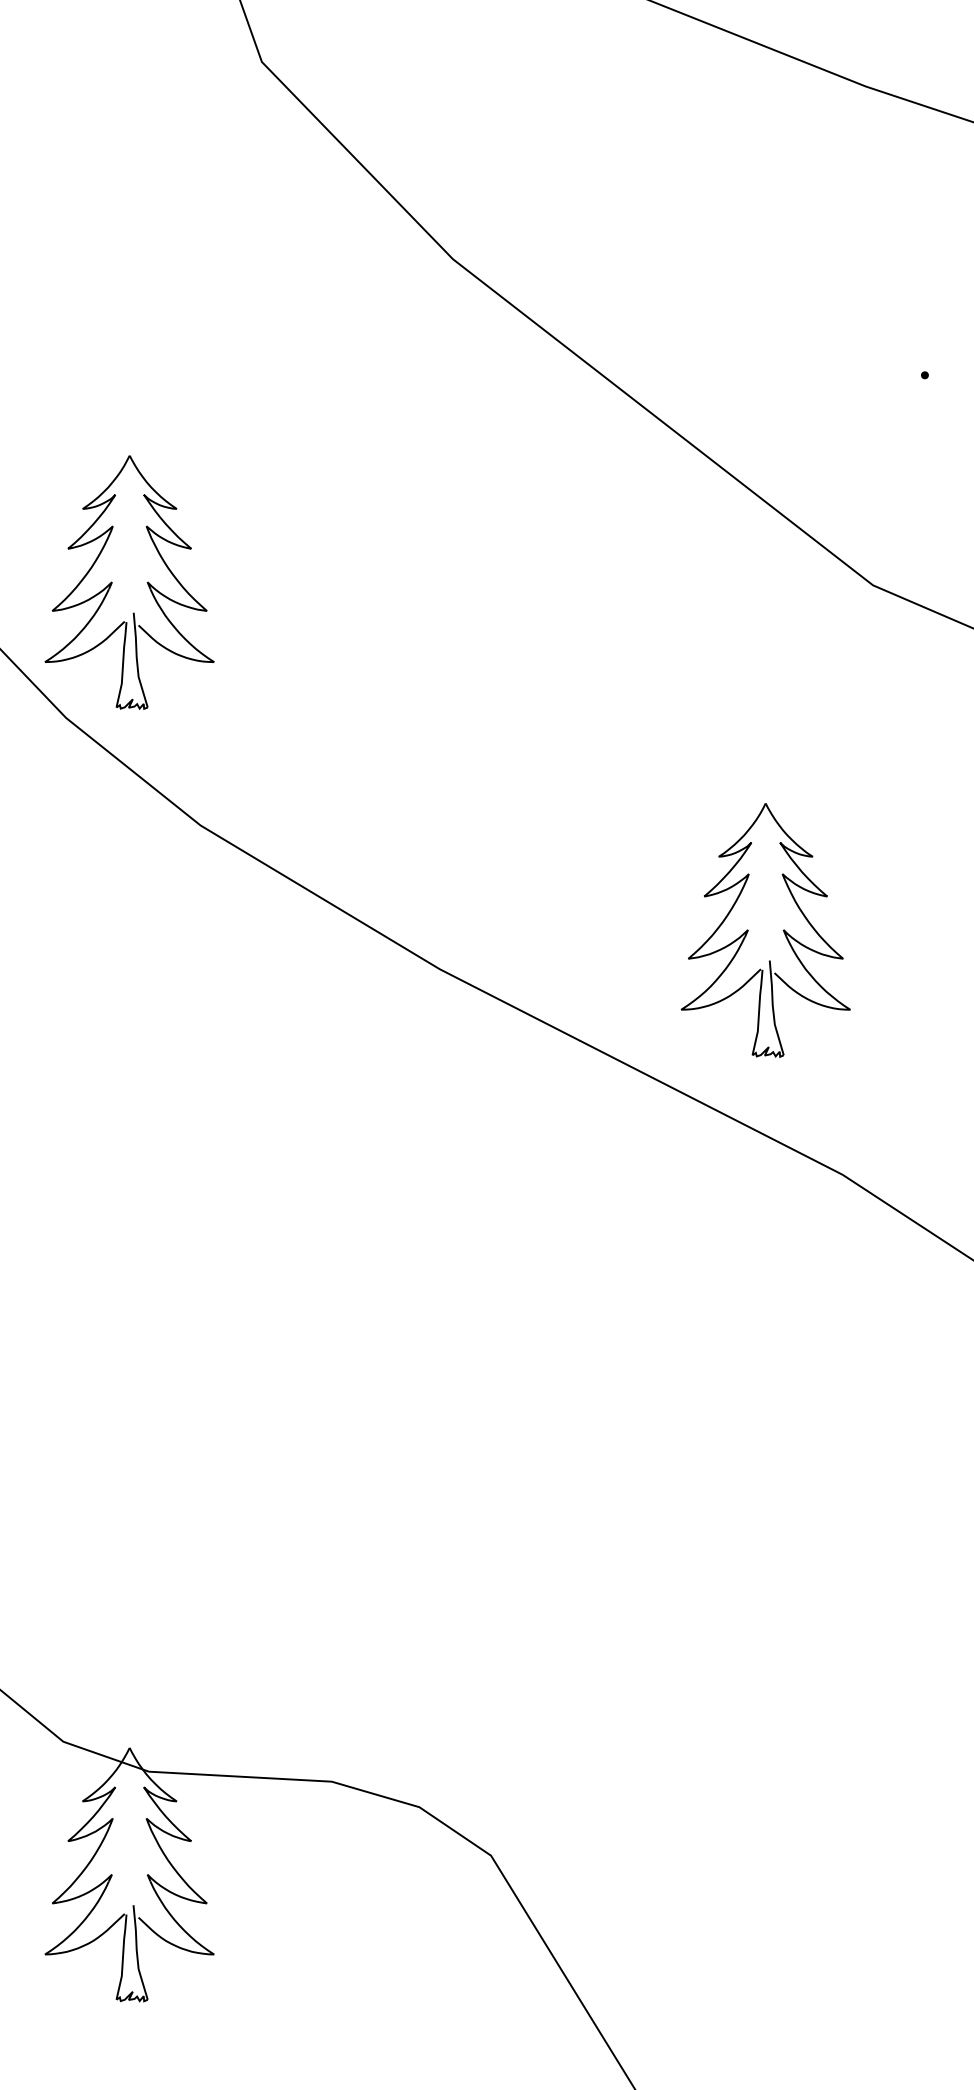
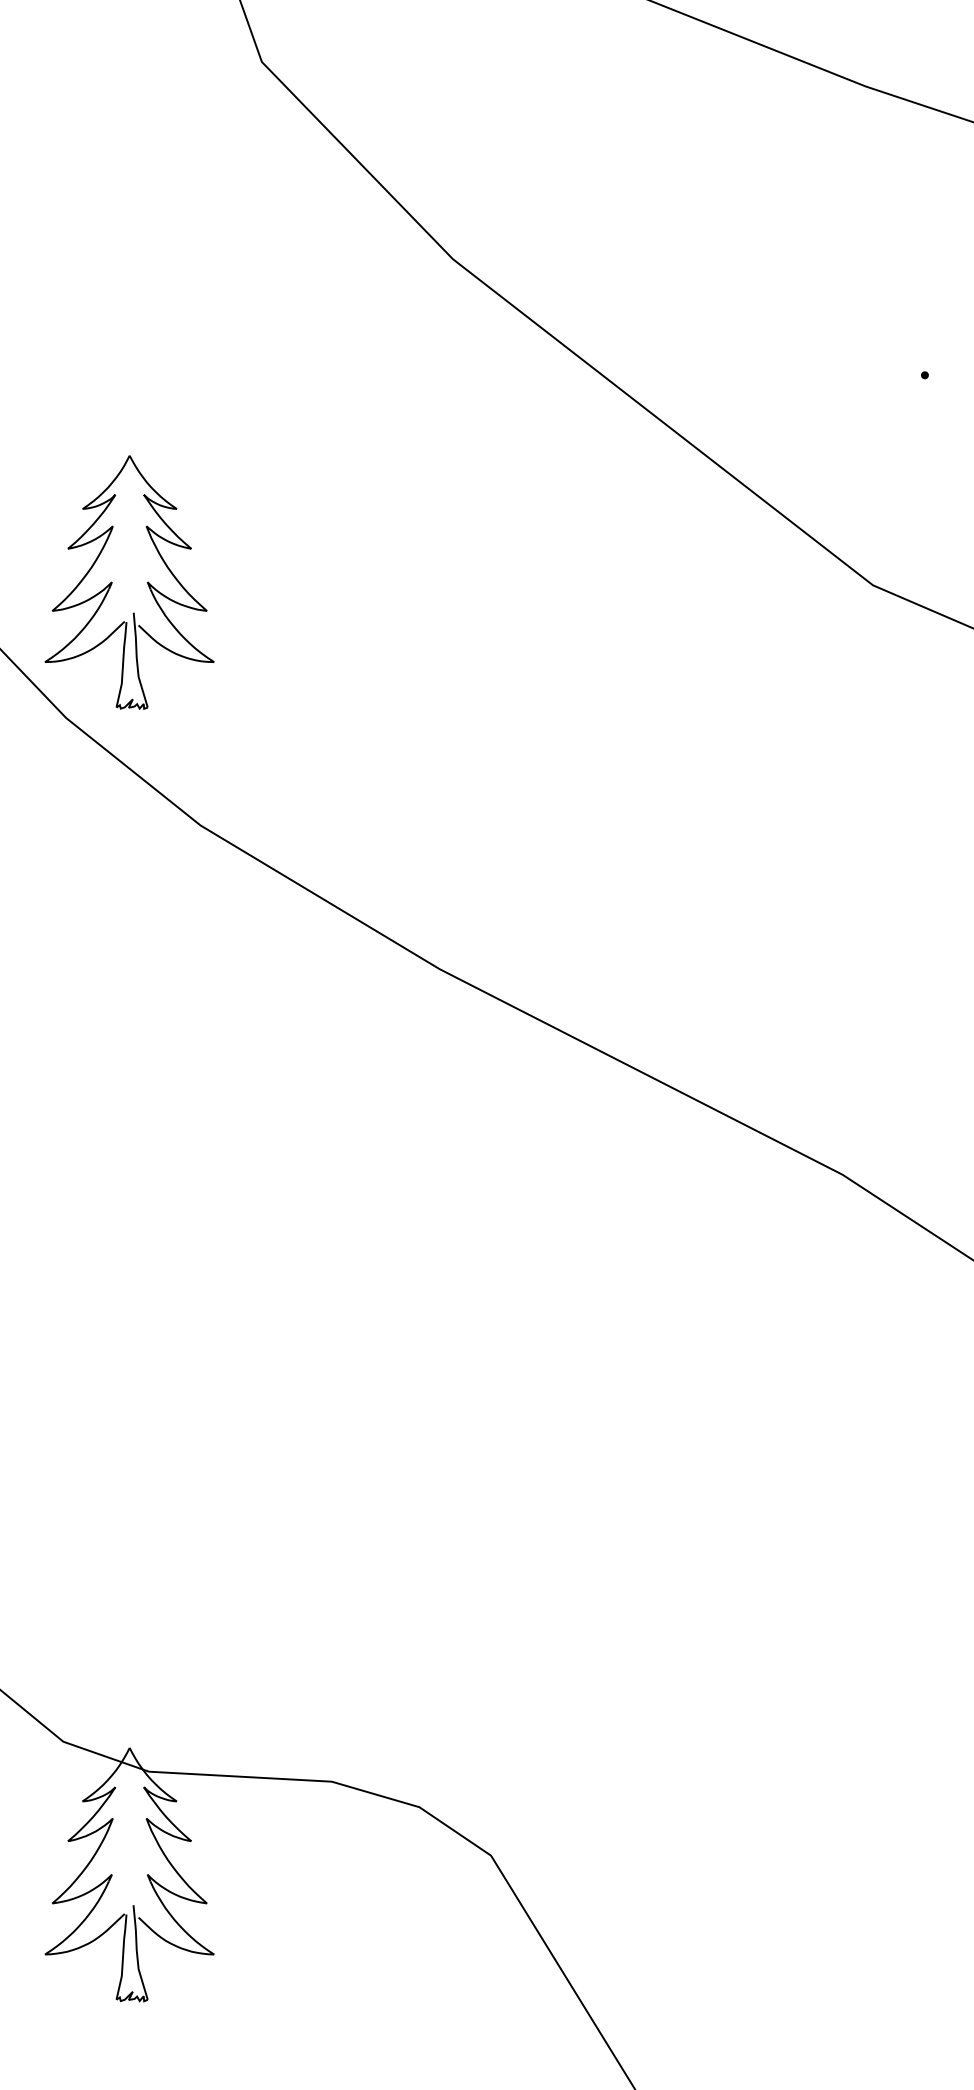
part: present -> none (748, 930)
